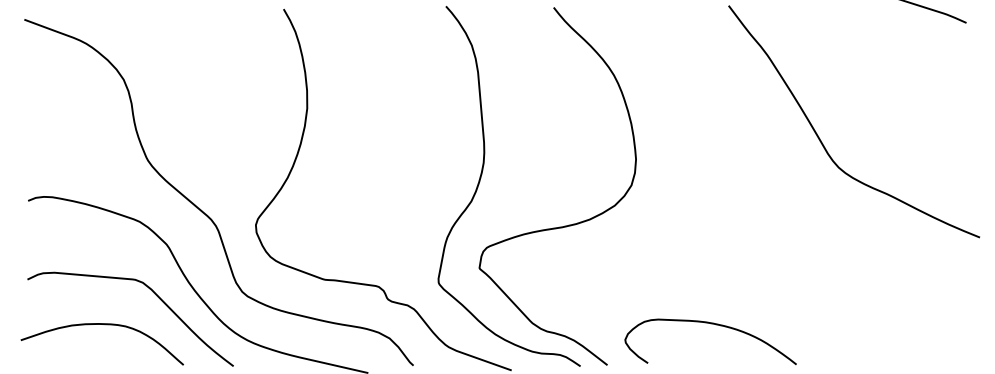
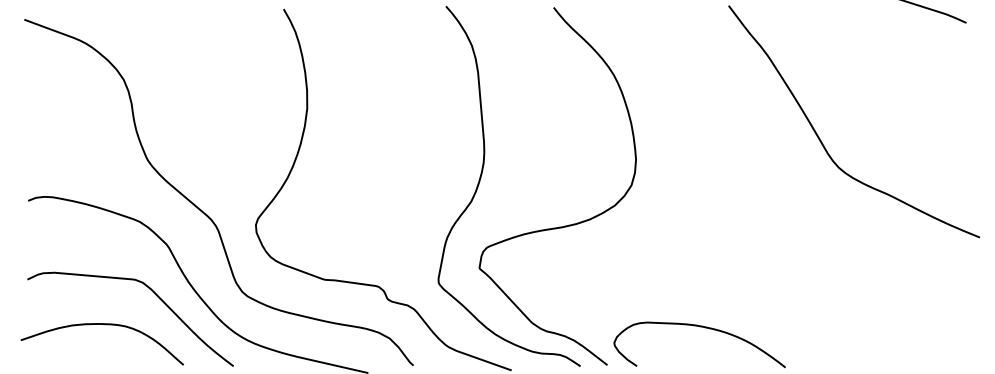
curve position: (711, 324) -> (700, 327) (700, 327)
